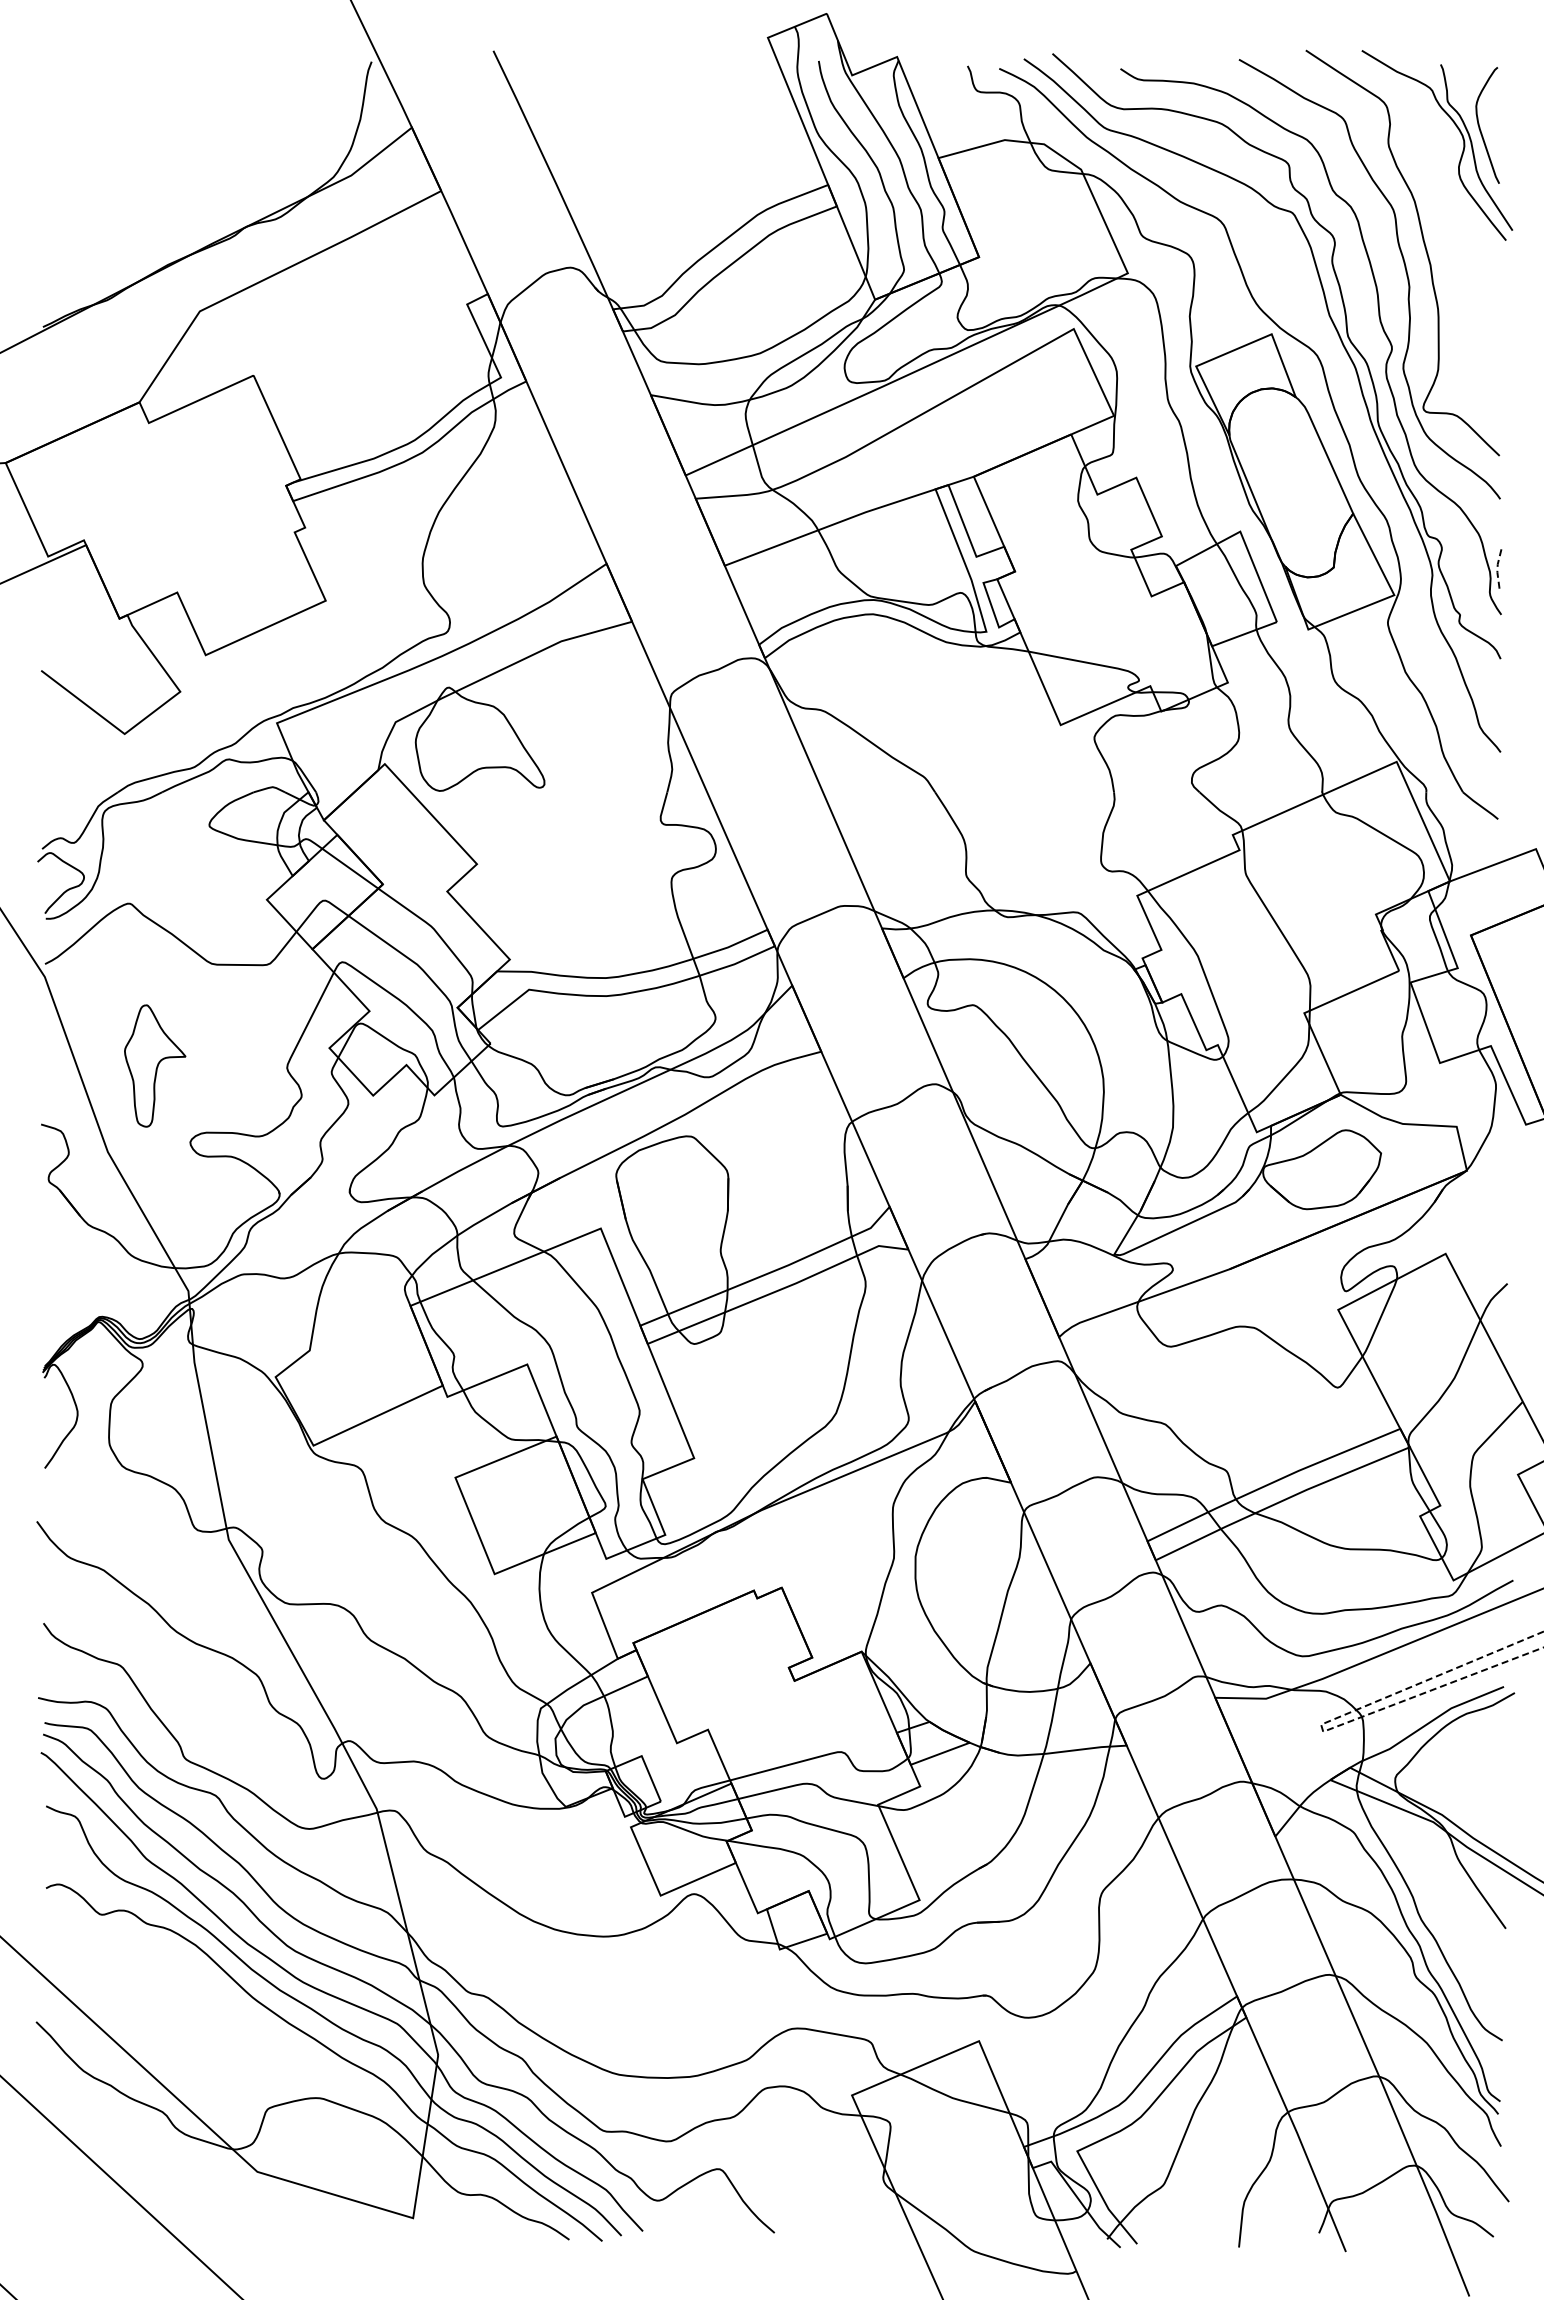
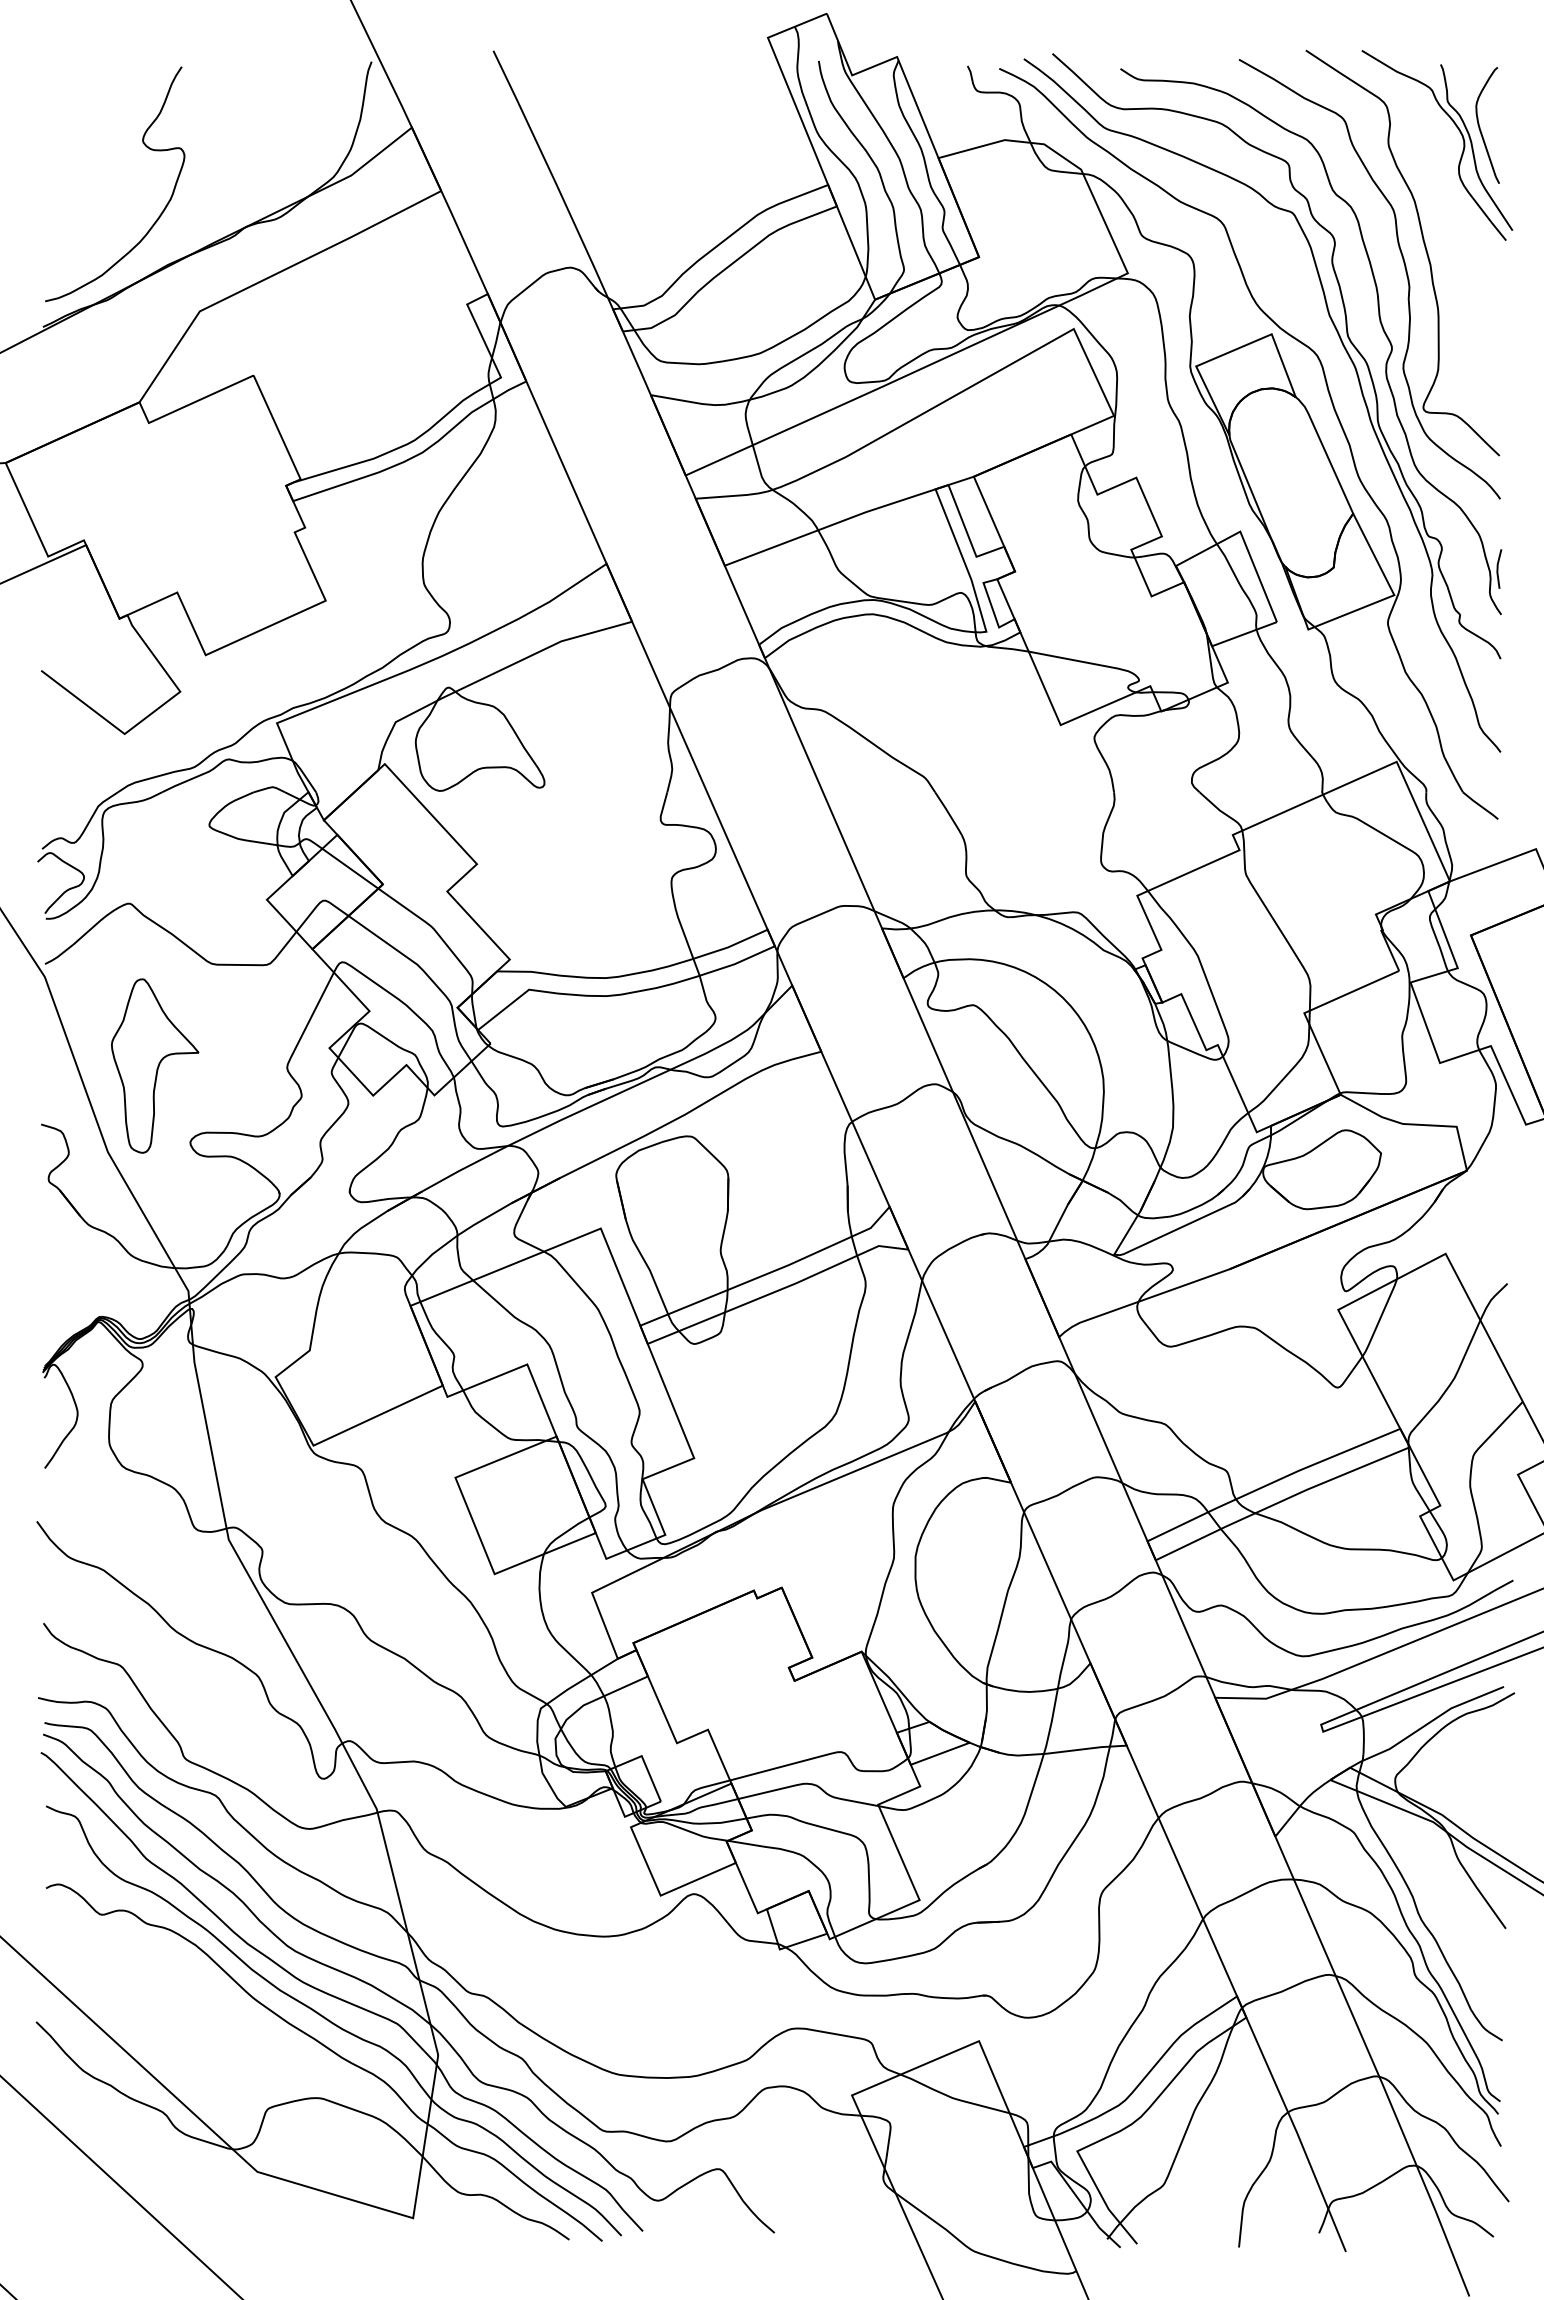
curve: none -> present (147, 148)
line: dashed -> solid (1497, 569)
part size: 63x124 px -> 89x176 px (155, 1065)
line: dashed -> solid (1321, 1726)
